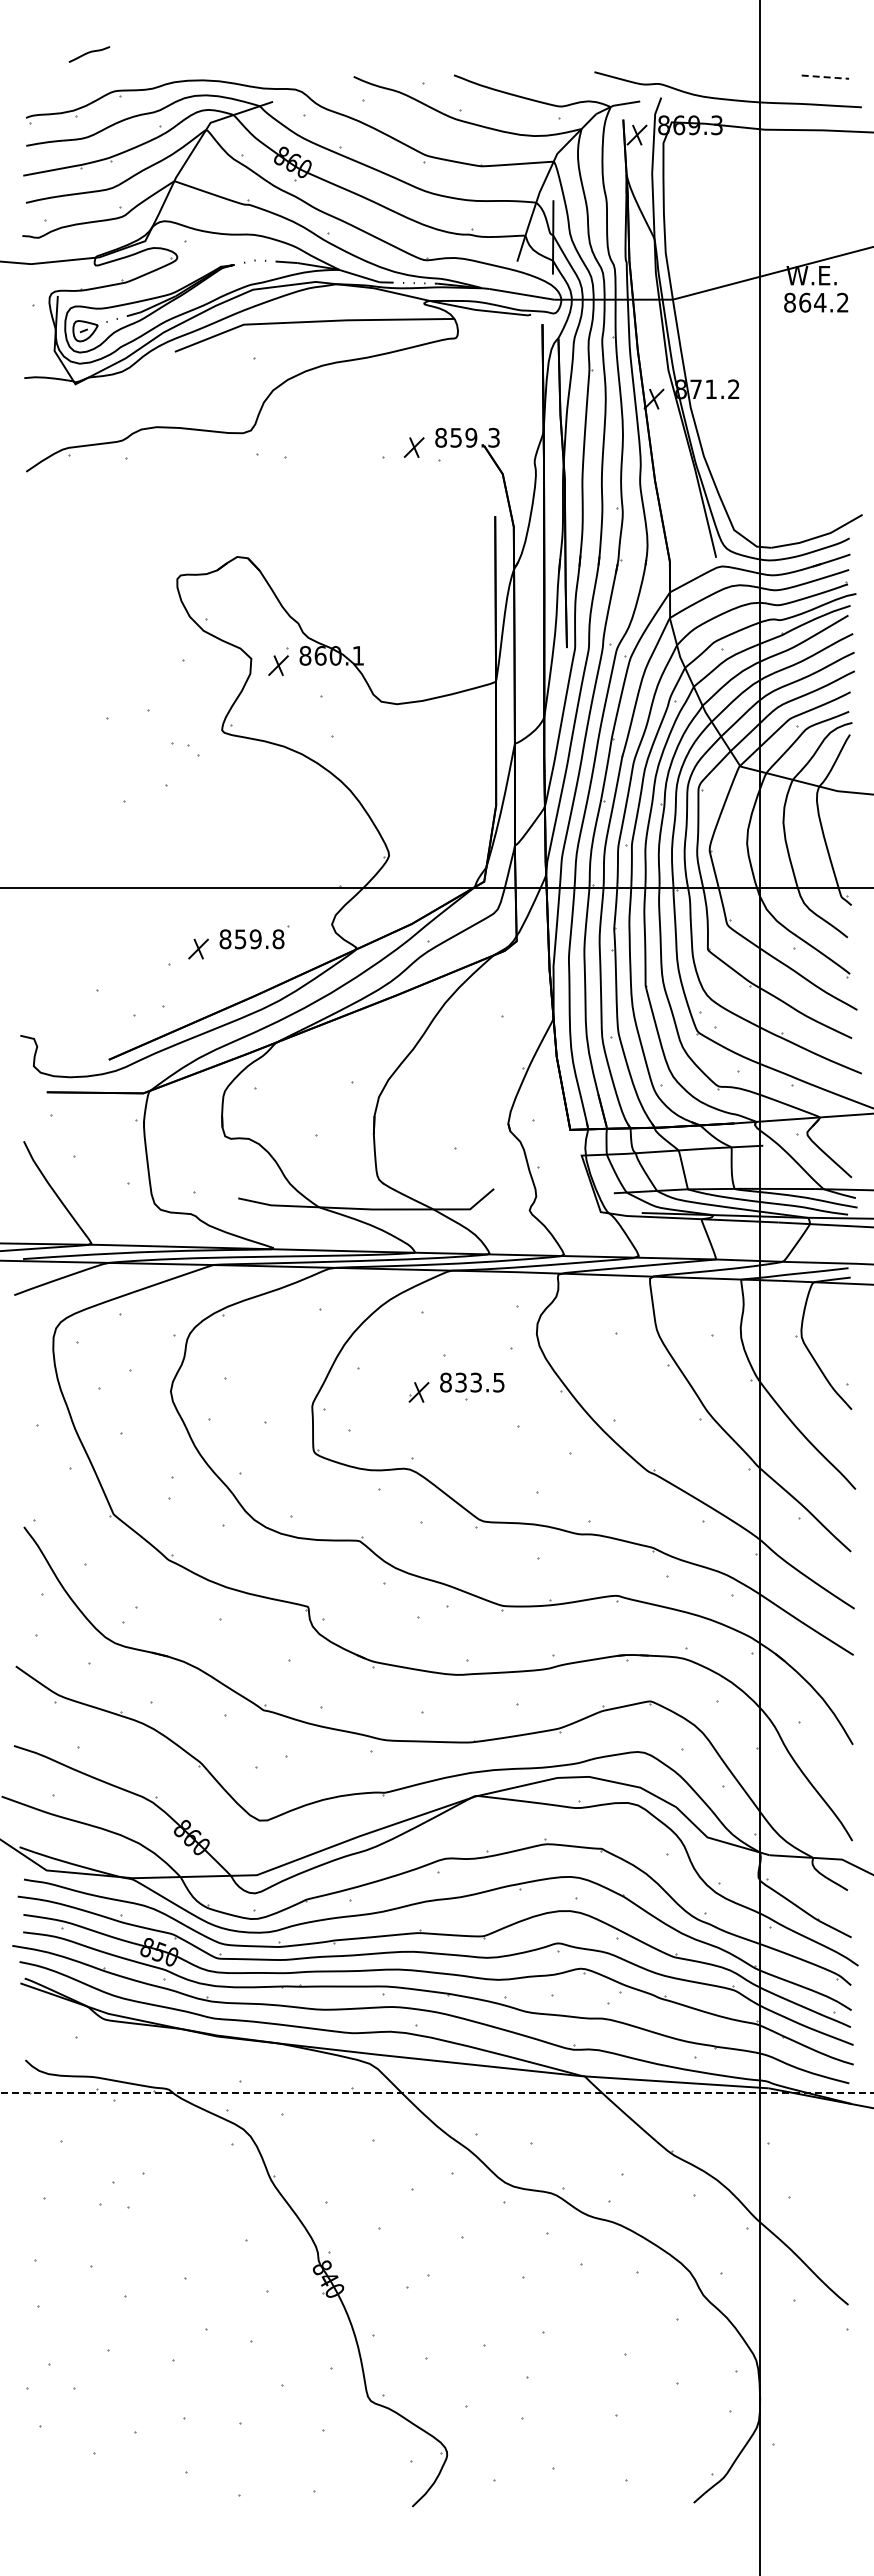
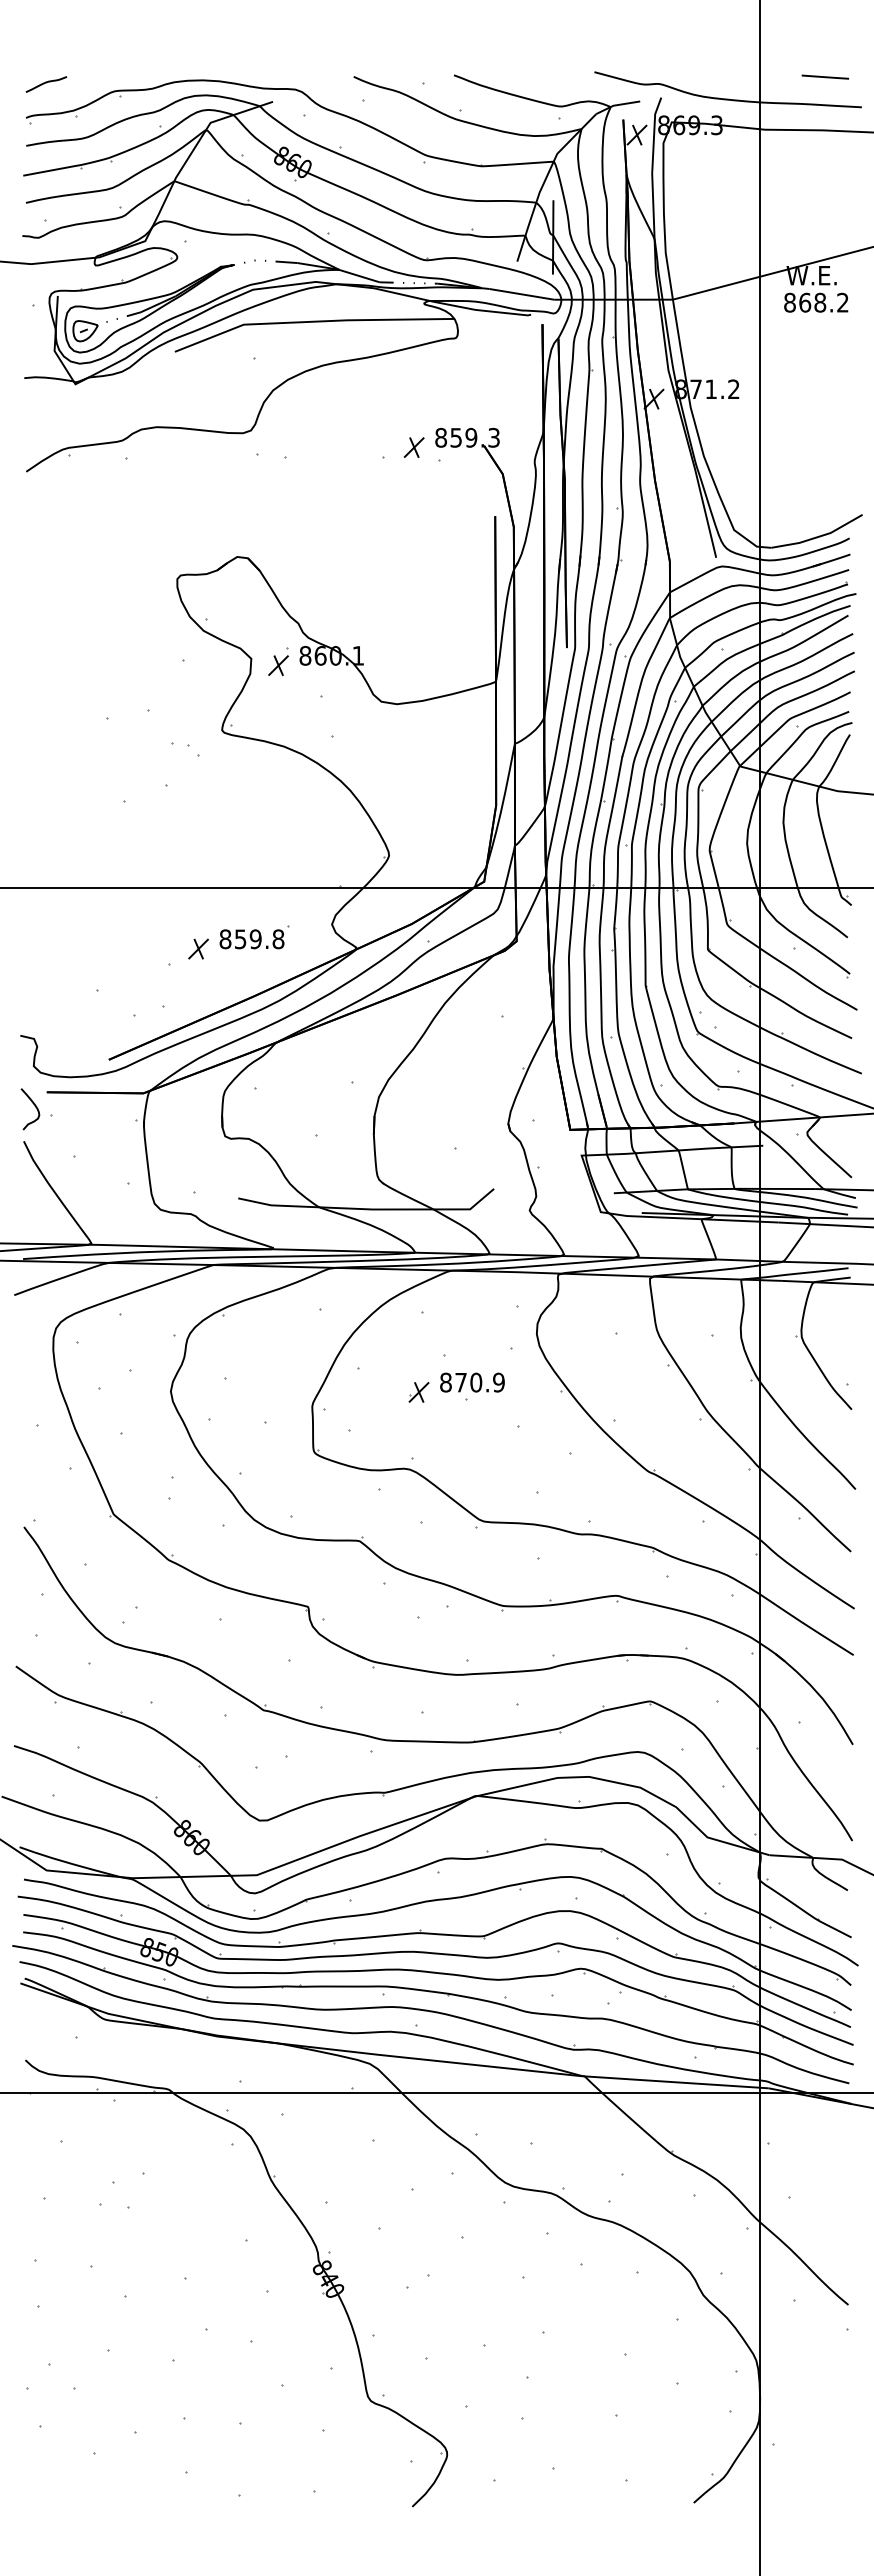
curve position: (89, 53) -> (46, 83) (46, 83)
line: dashed -> solid (826, 77)
text: 864.2 -> 868.2 (820, 302)
curve: none -> present (34, 1106)
text: 833.5 -> 870.9 (479, 1382)
line: dashed -> solid (436, 2093)
